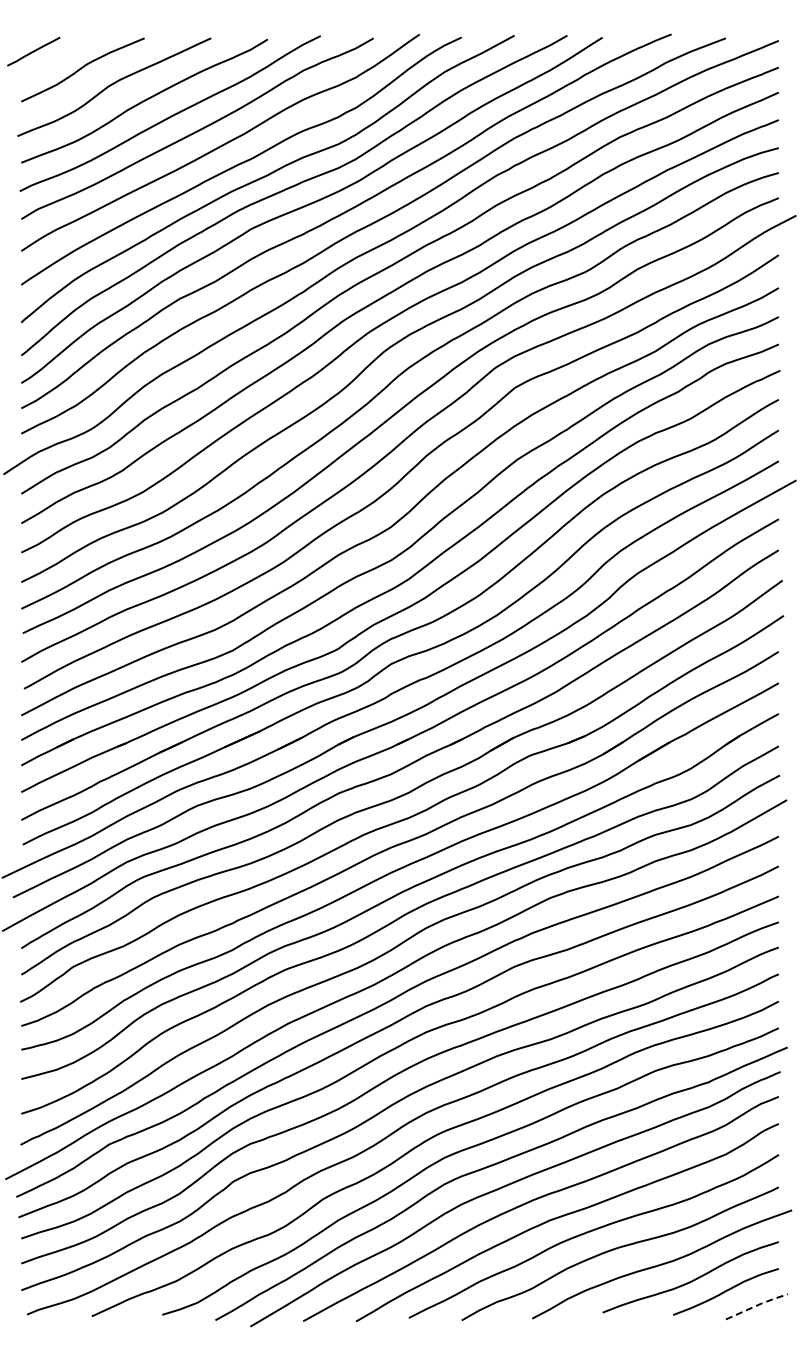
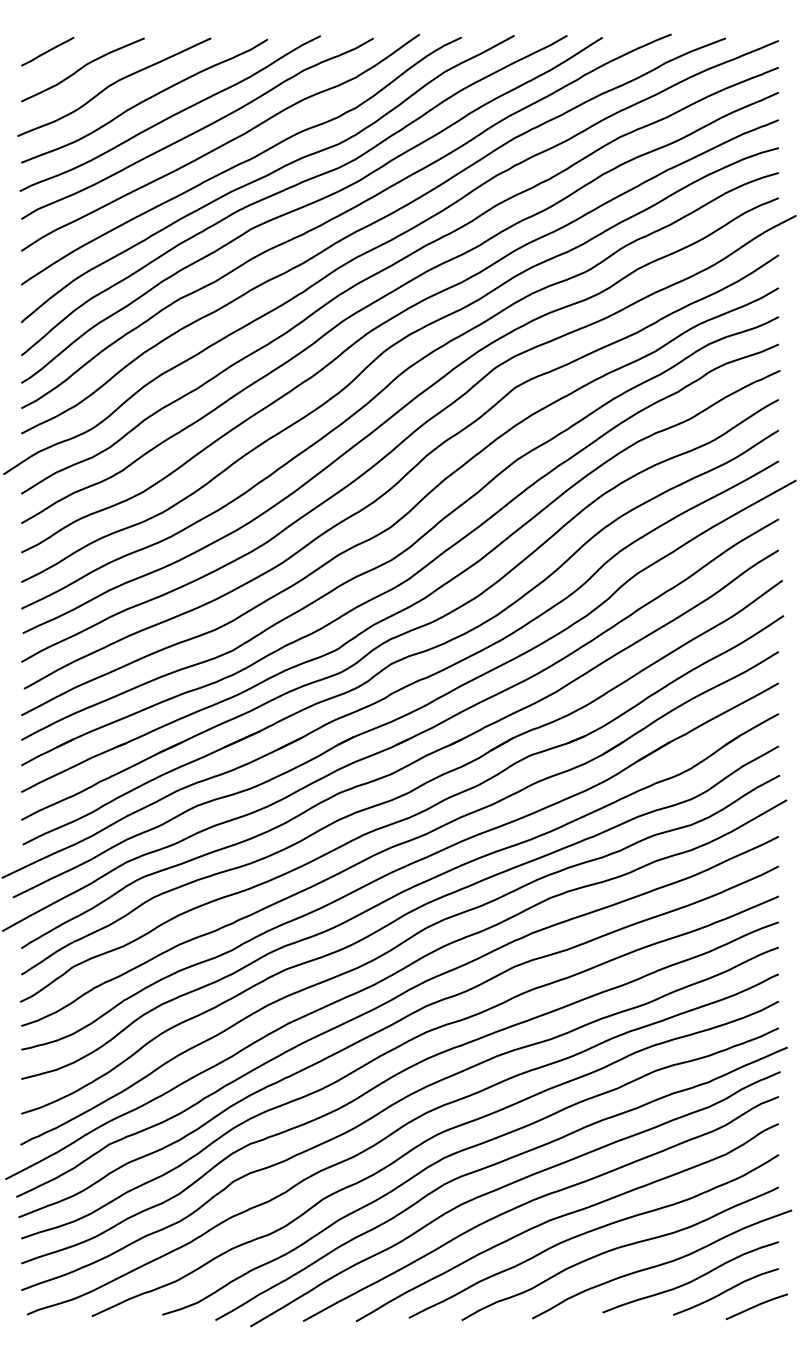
line position: (33, 51) -> (47, 51) (47, 51)
line: dashed -> solid (757, 1305)
